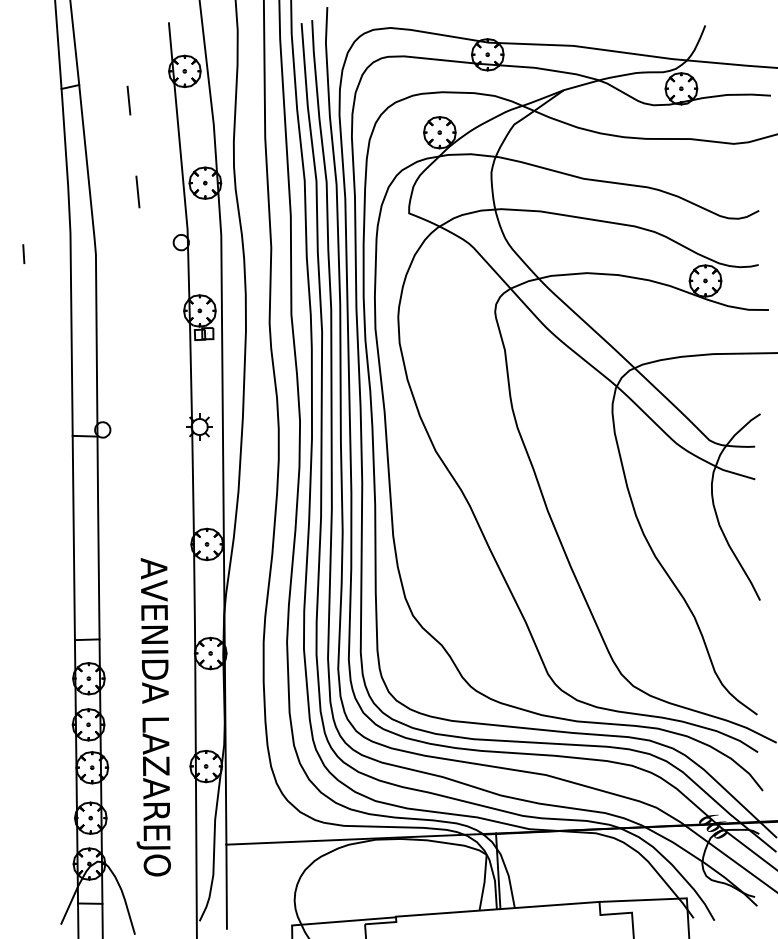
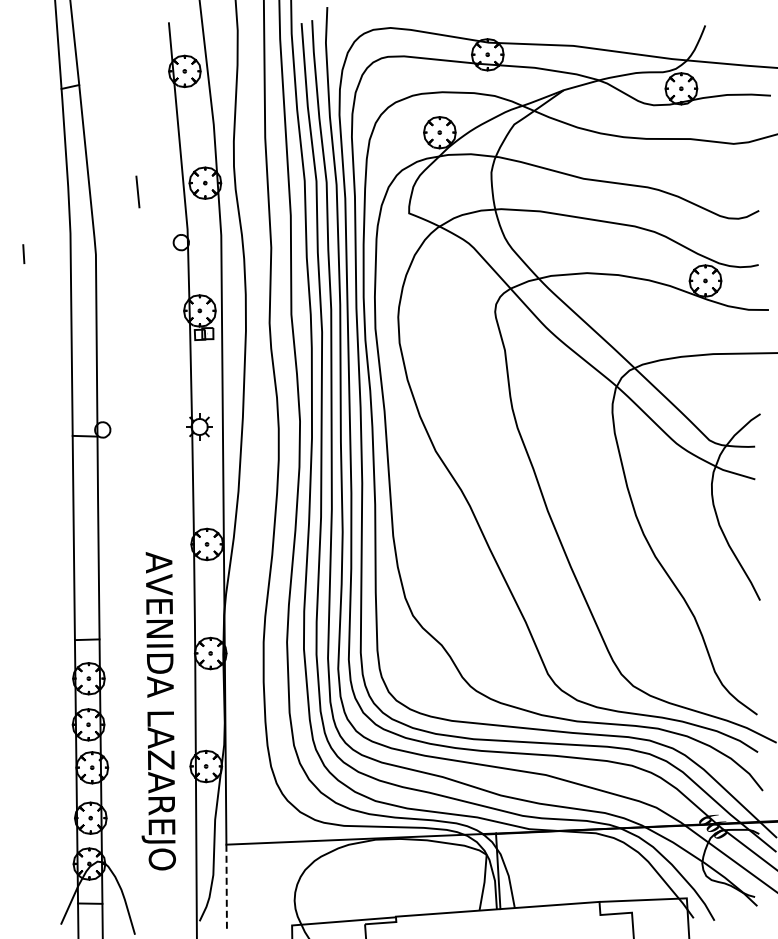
line: present -> none (128, 100)
text position: (153, 717) -> (158, 711) (158, 711)
line: solid -> dashed (226, 886)
